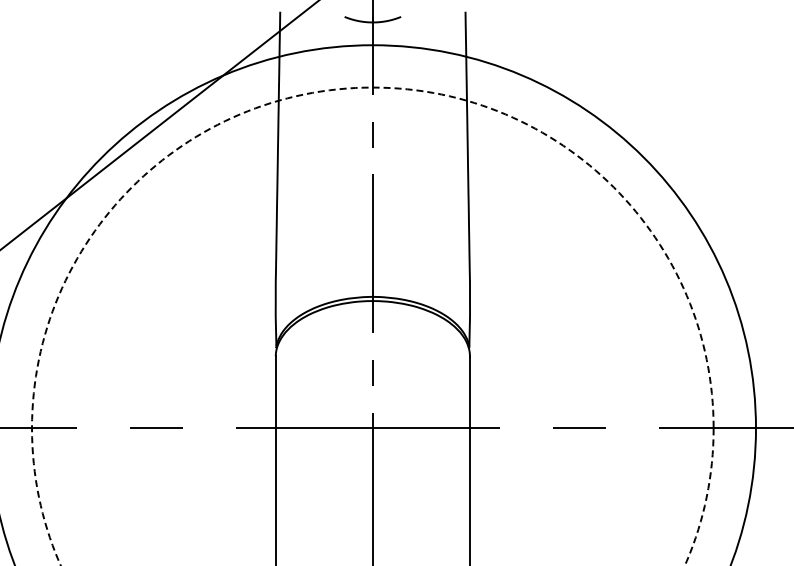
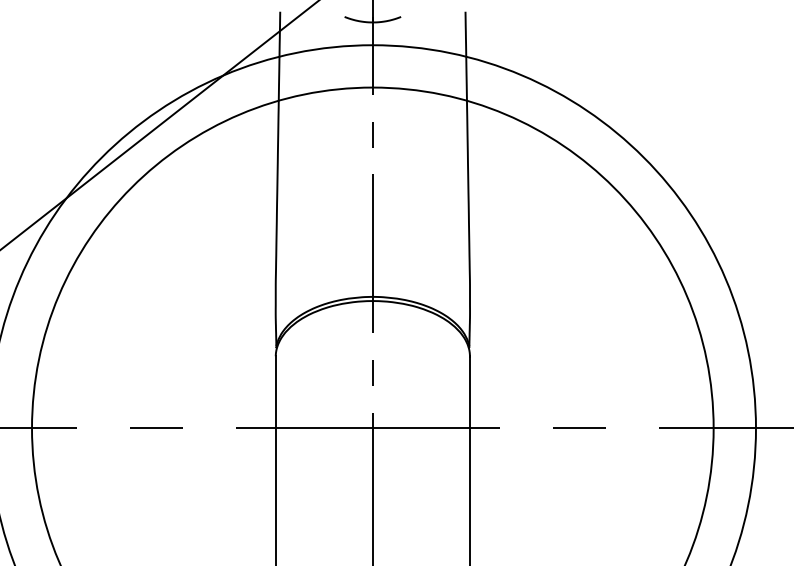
circle: dashed -> solid (372, 326)
